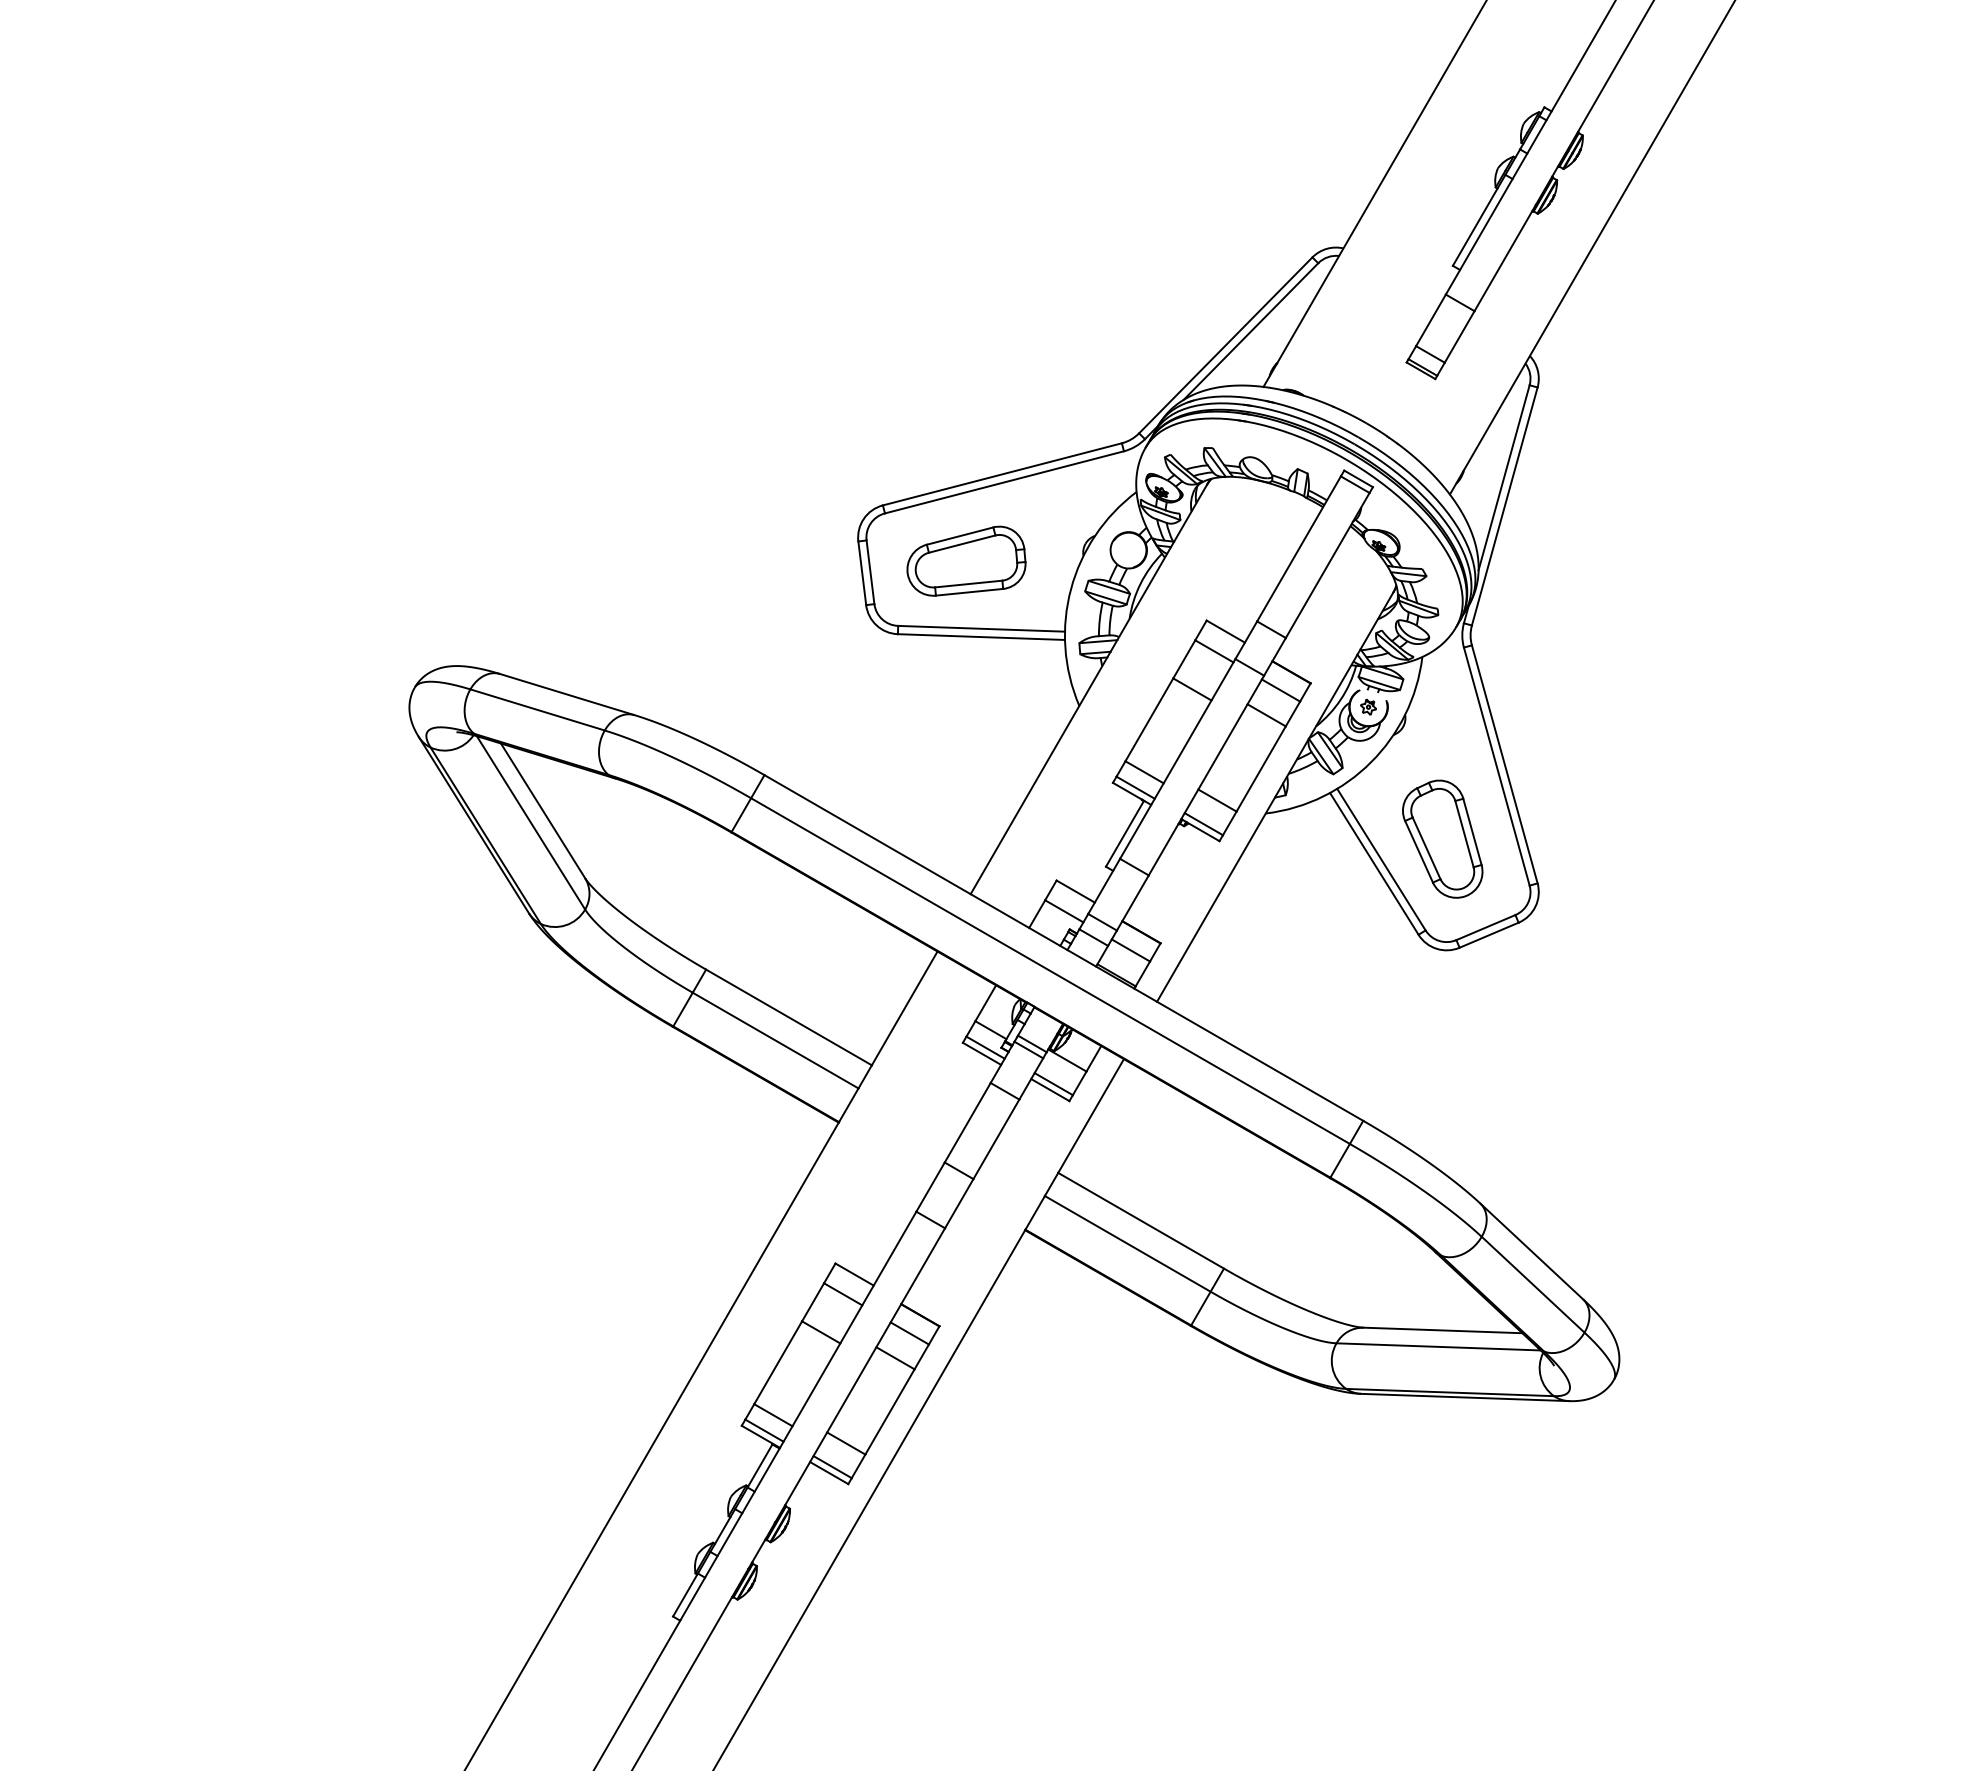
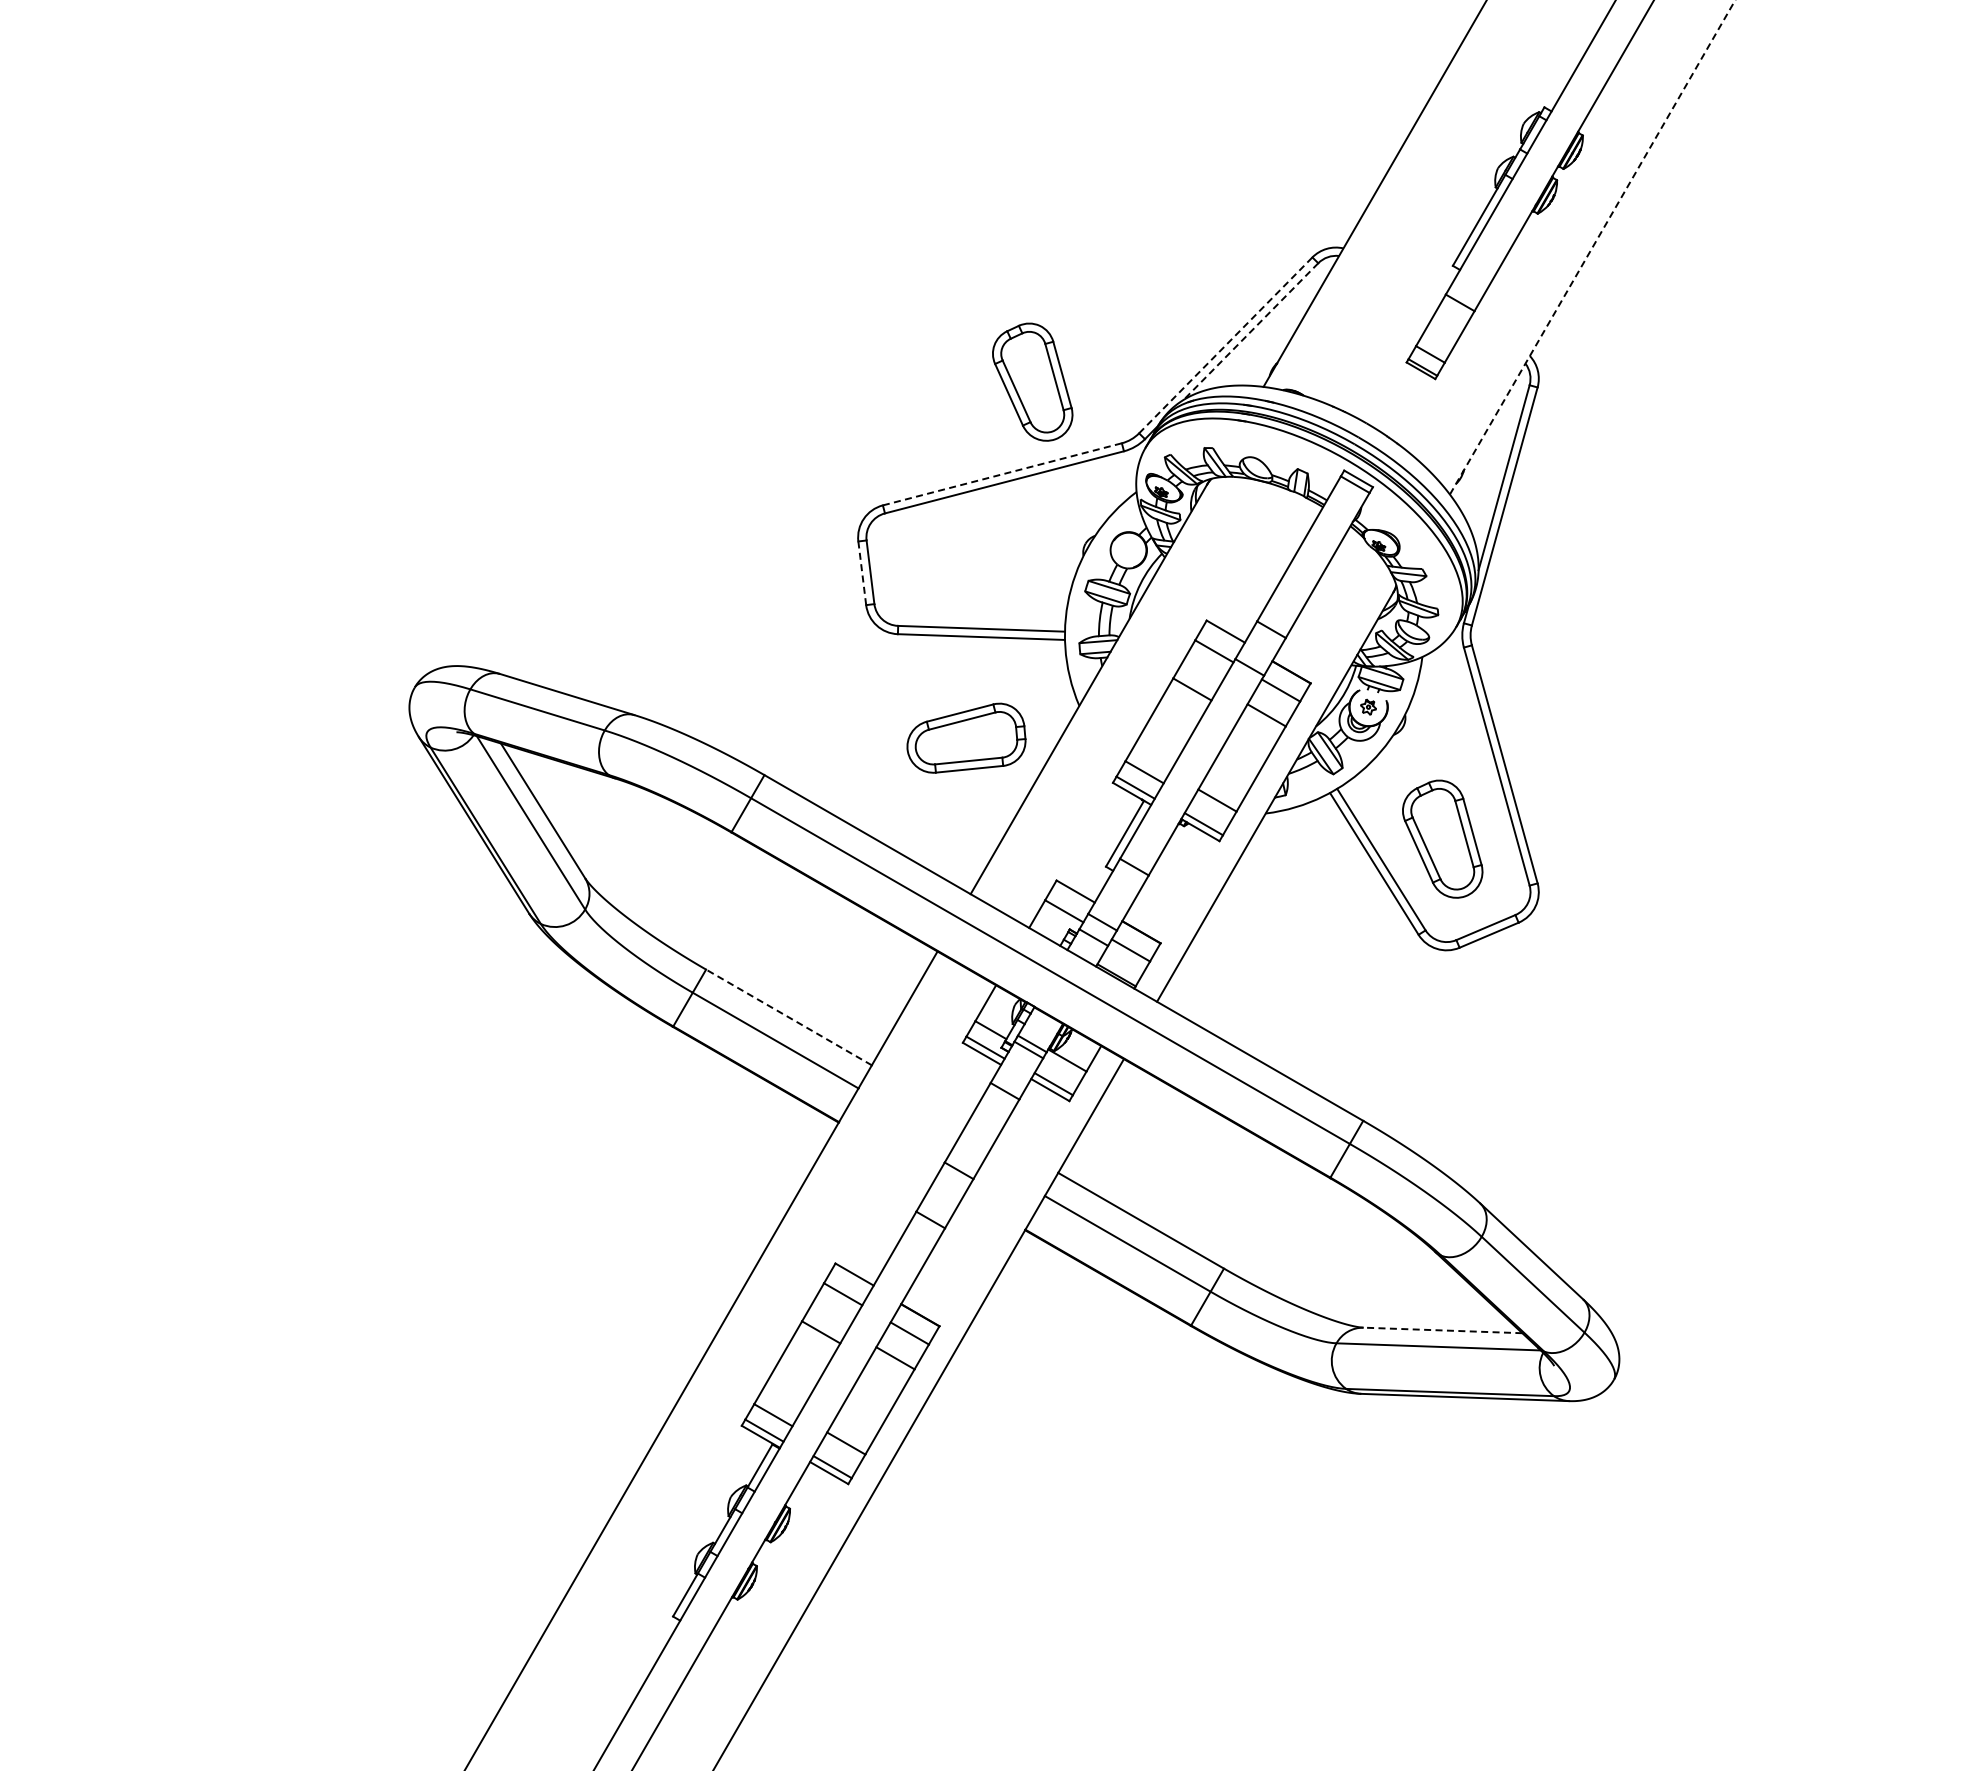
line: solid -> dashed (1592, 246)
line: solid -> dashed (1250, 332)
line: solid -> dashed (1226, 345)
part: none -> present (1032, 381)
line: solid -> dashed (1002, 474)
part position: (966, 560) -> (966, 737) (966, 737)
line: solid -> dashed (862, 572)
line: solid -> dashed (789, 1017)
line: solid -> dashed (1442, 1330)
